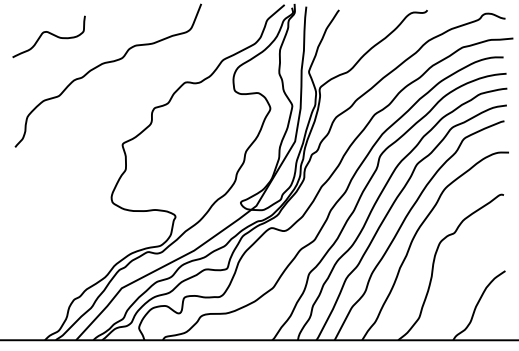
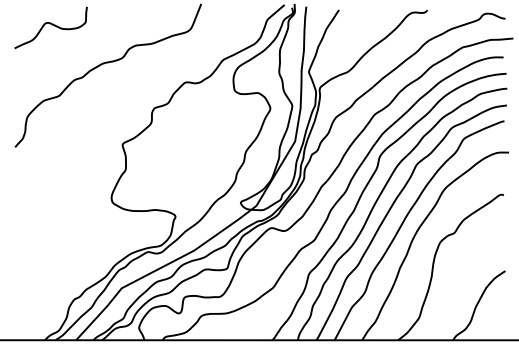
curve position: (50, 34) -> (52, 25) (52, 25)
